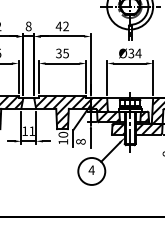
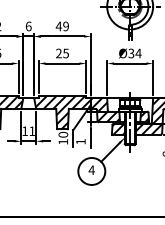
text: 8 -> 6 (28, 26)
text: 42 -> 49 (65, 26)
text: 35 -> 25 (58, 54)
text: 8 -> 1 (80, 141)
